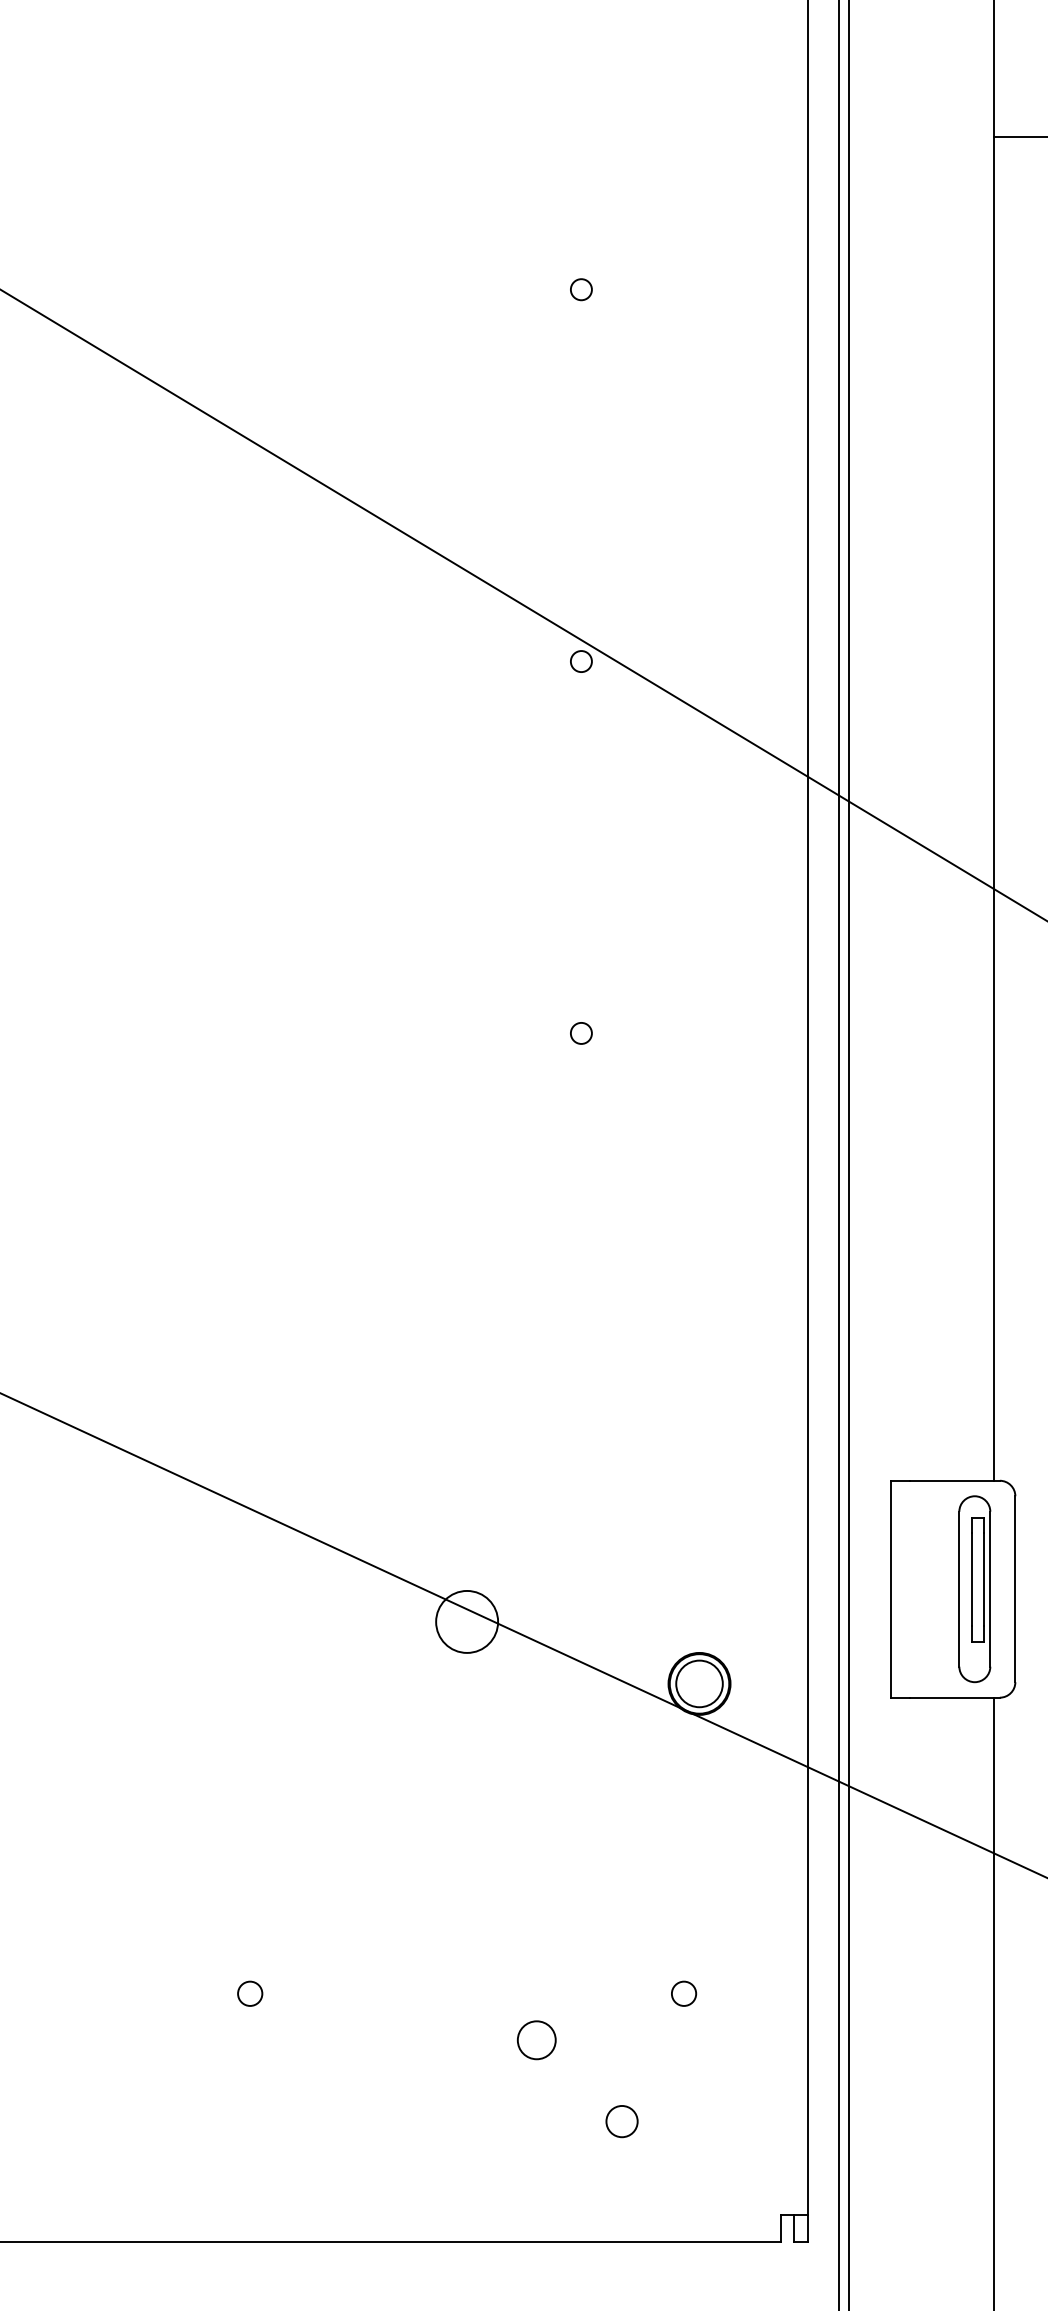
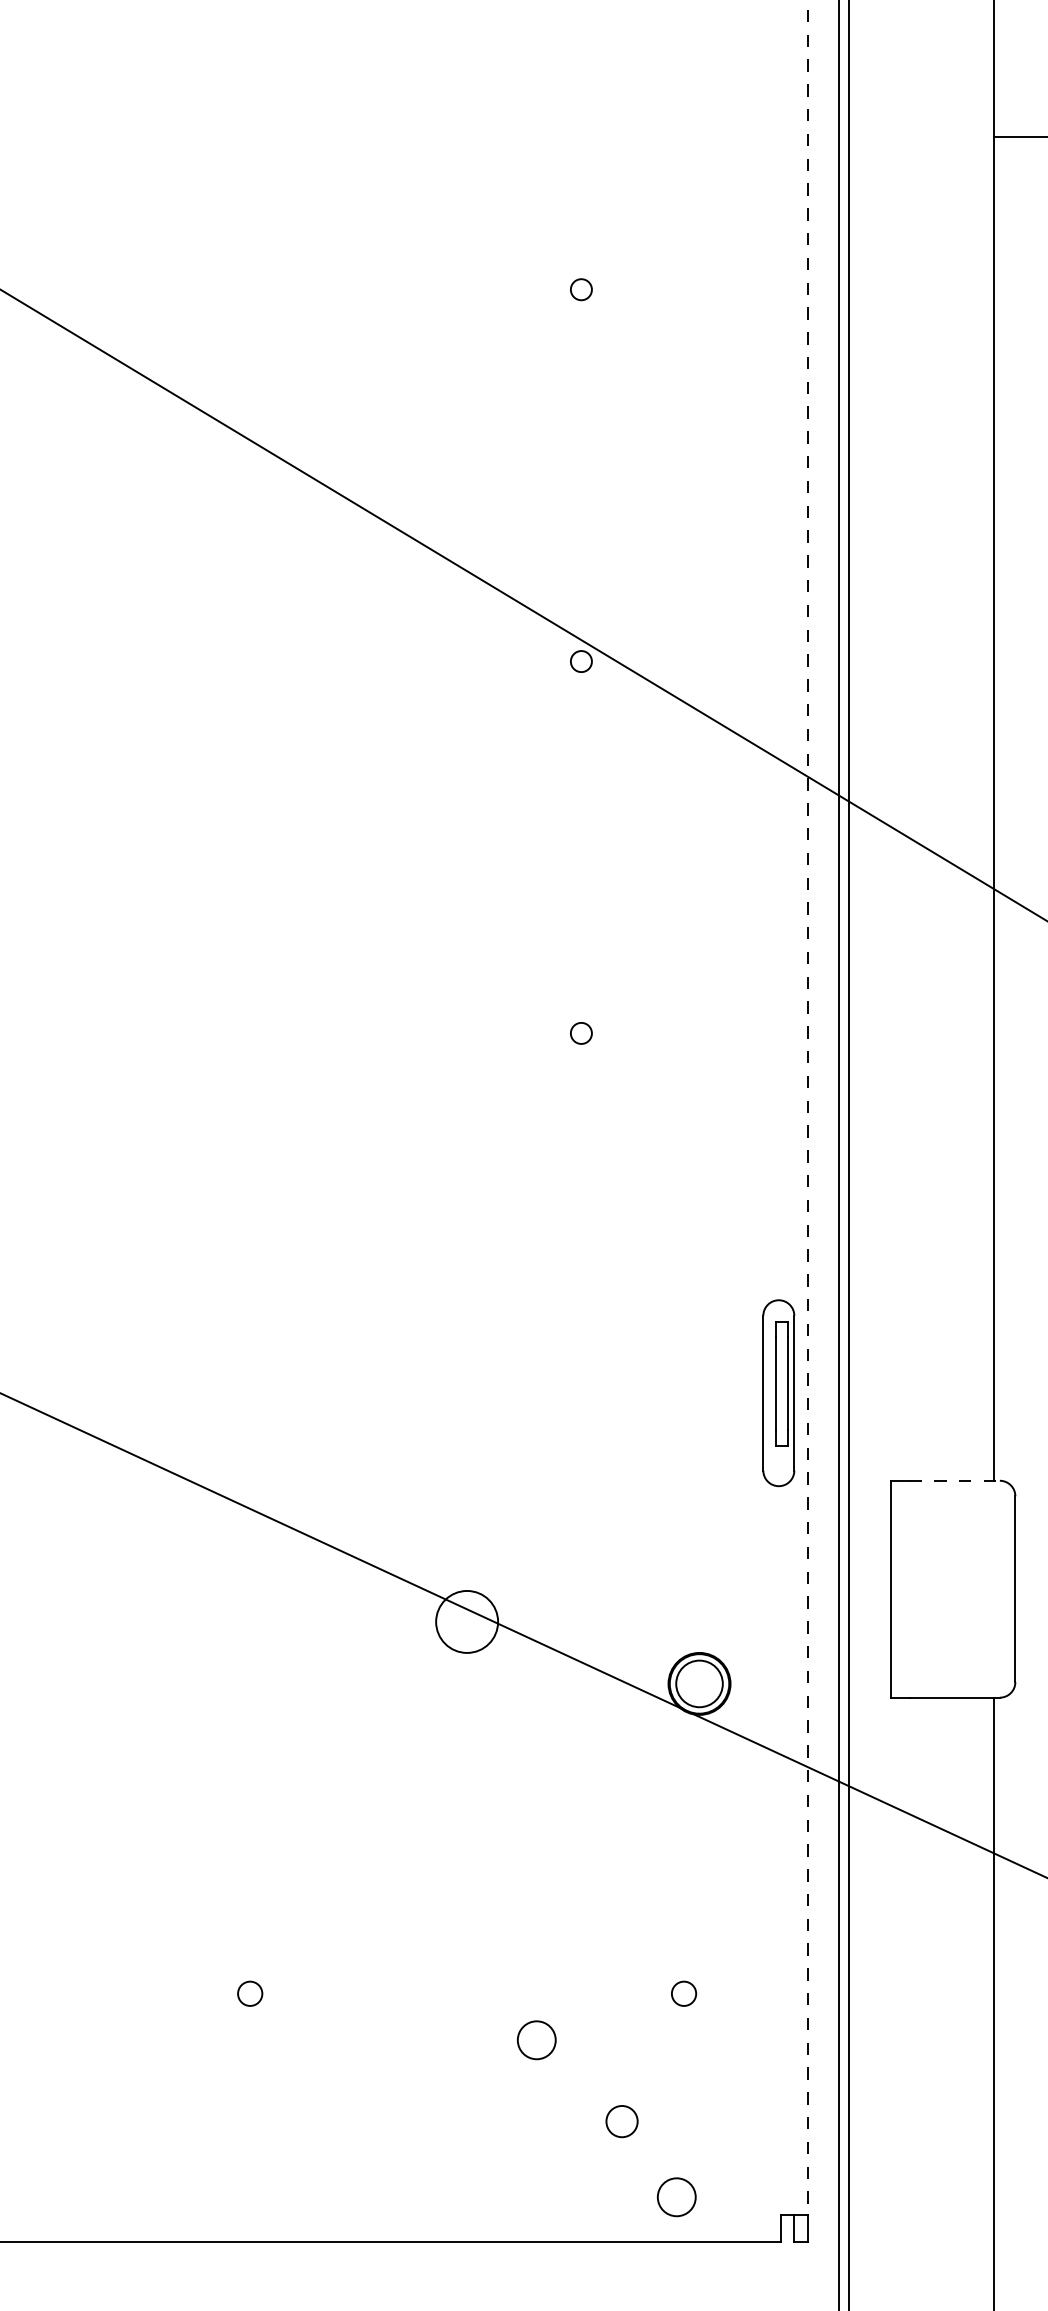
line: solid -> dashed (807, 1108)
line: solid -> dashed (955, 1480)
part position: (974, 1589) -> (778, 1393) (778, 1393)
circle: none -> present (676, 2197)
